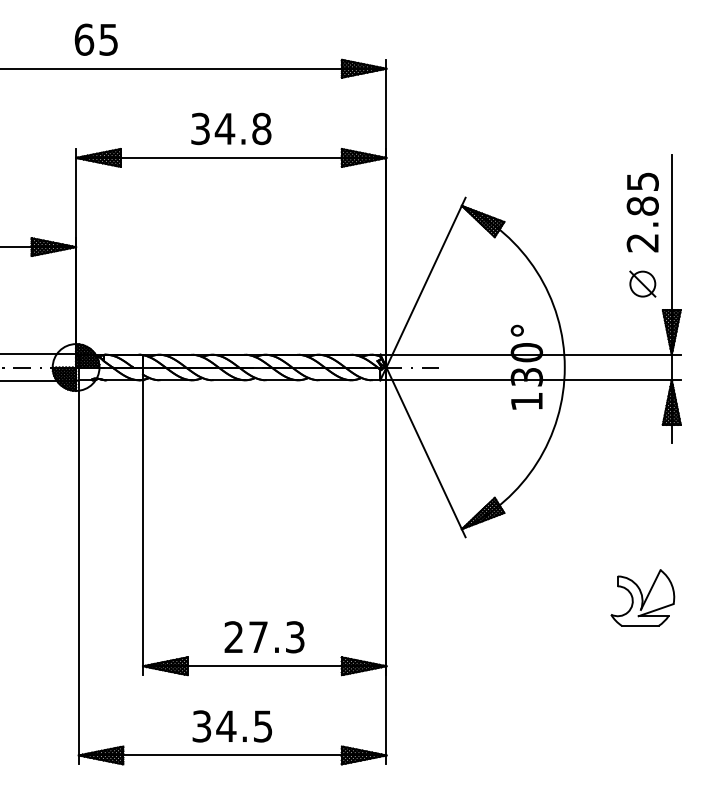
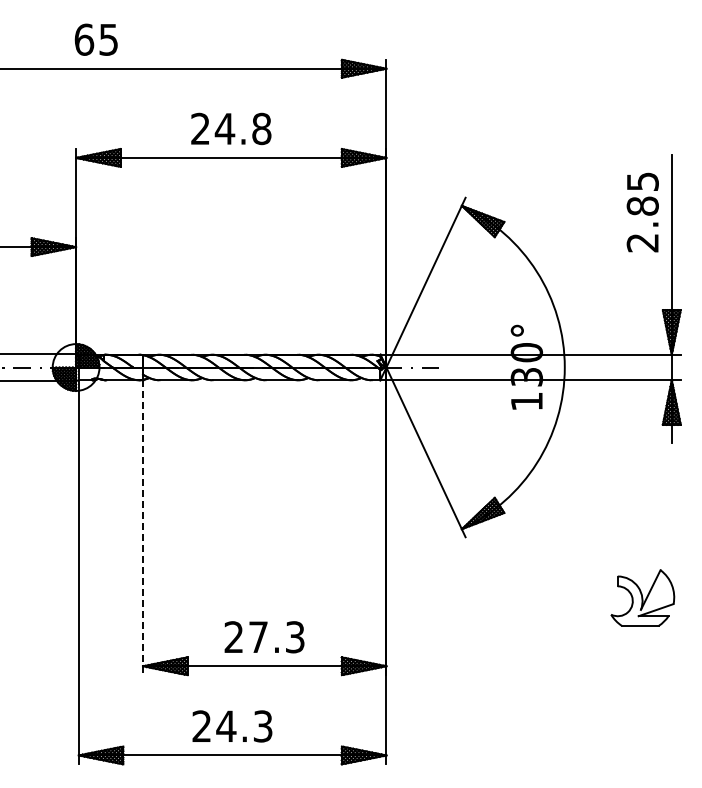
text: 34.8 -> 24.8 (200, 129)
part: present -> none (642, 283)
line: solid -> dashed (142, 528)
text: 34.5 -> 24.3 (232, 726)
